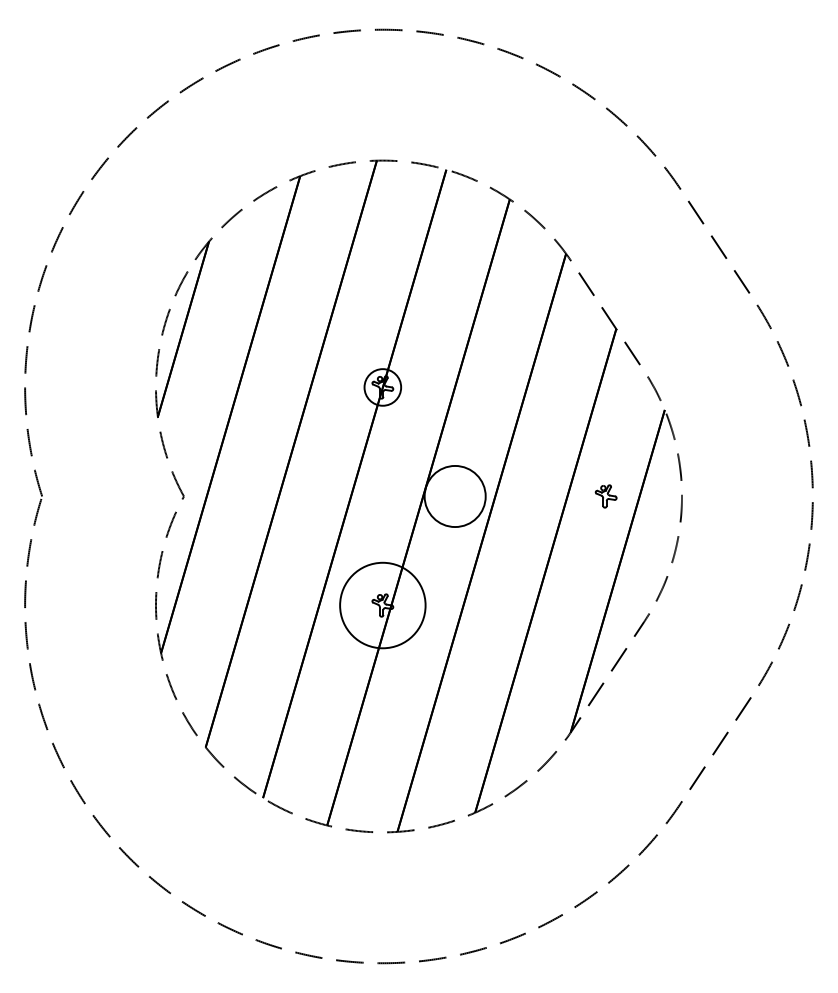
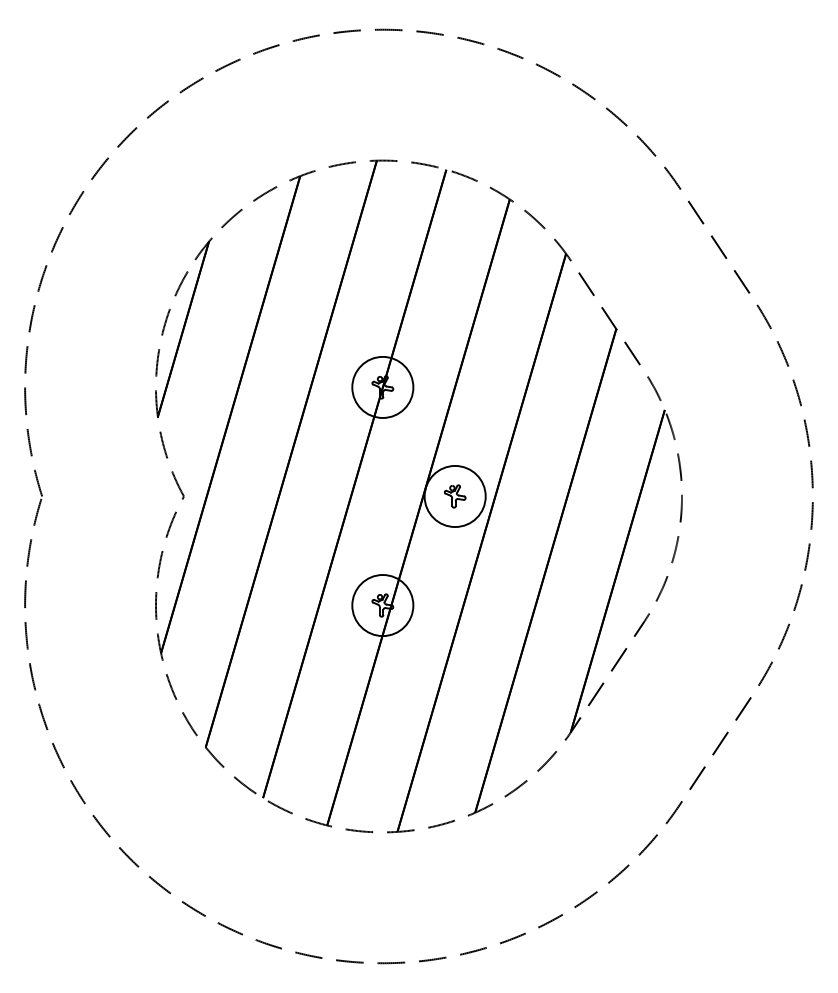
circle diameter: 37 px -> 61 px (382, 386)
part position: (605, 496) -> (454, 496) (454, 496)
circle diameter: 85 px -> 61 px (382, 605)
